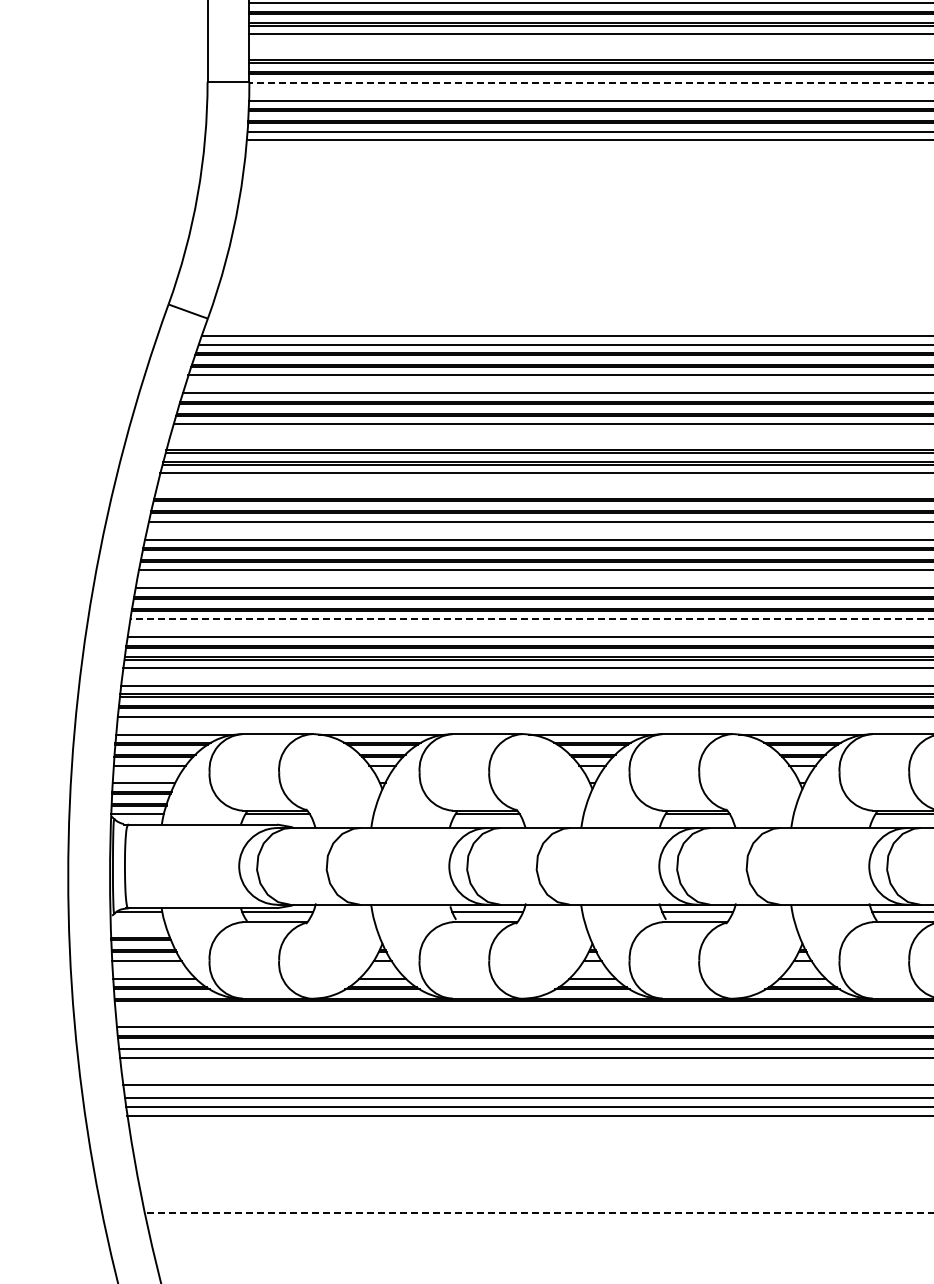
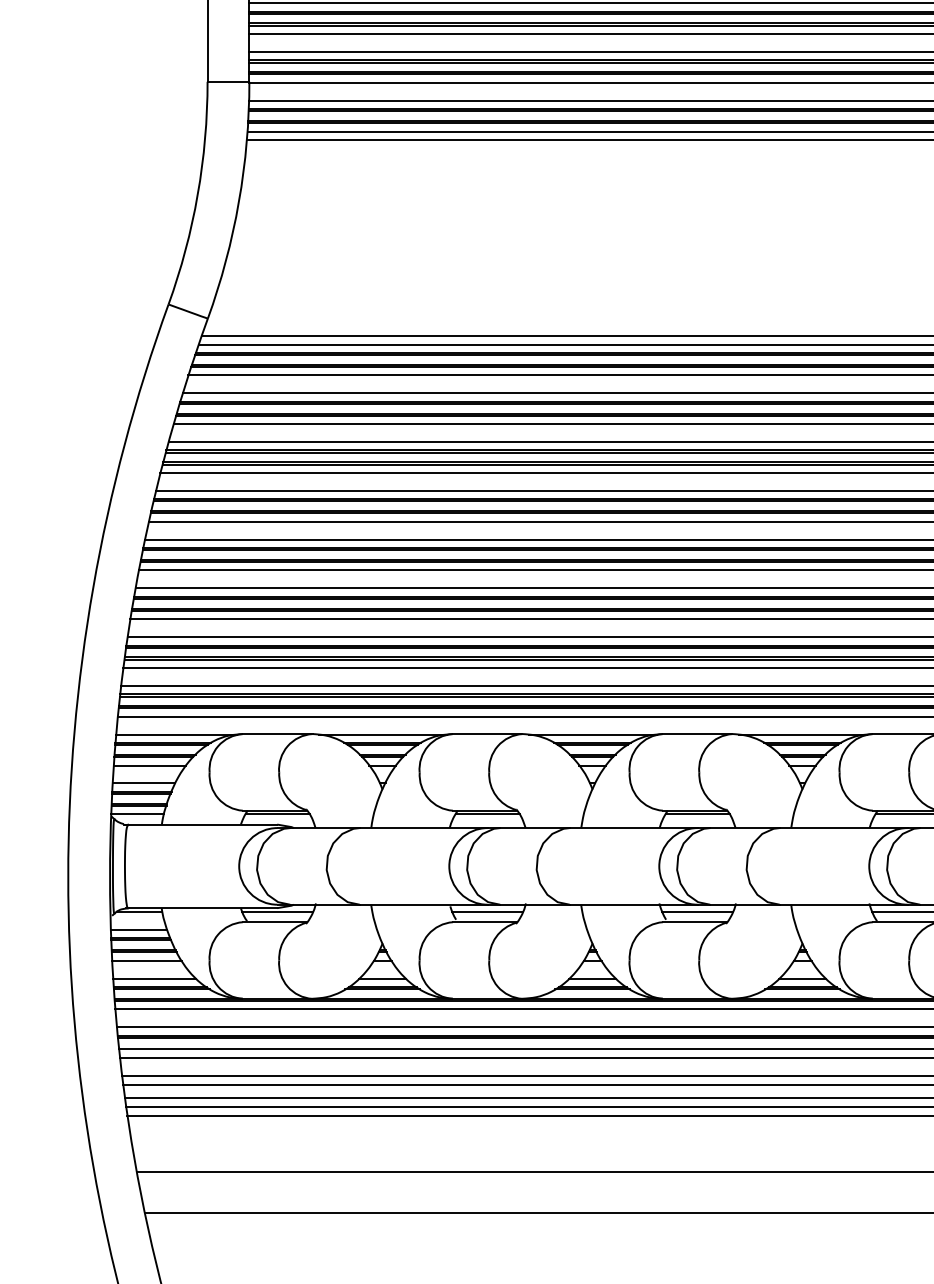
line: none -> present (589, 52)
line: dashed -> solid (591, 82)
line: none -> present (549, 442)
line: none -> present (543, 490)
line: dashed -> solid (531, 619)
line: none -> present (138, 929)
line: none -> present (522, 1009)
line: none -> present (526, 1076)
line: none -> present (533, 1171)
line: dashed -> solid (538, 1213)
